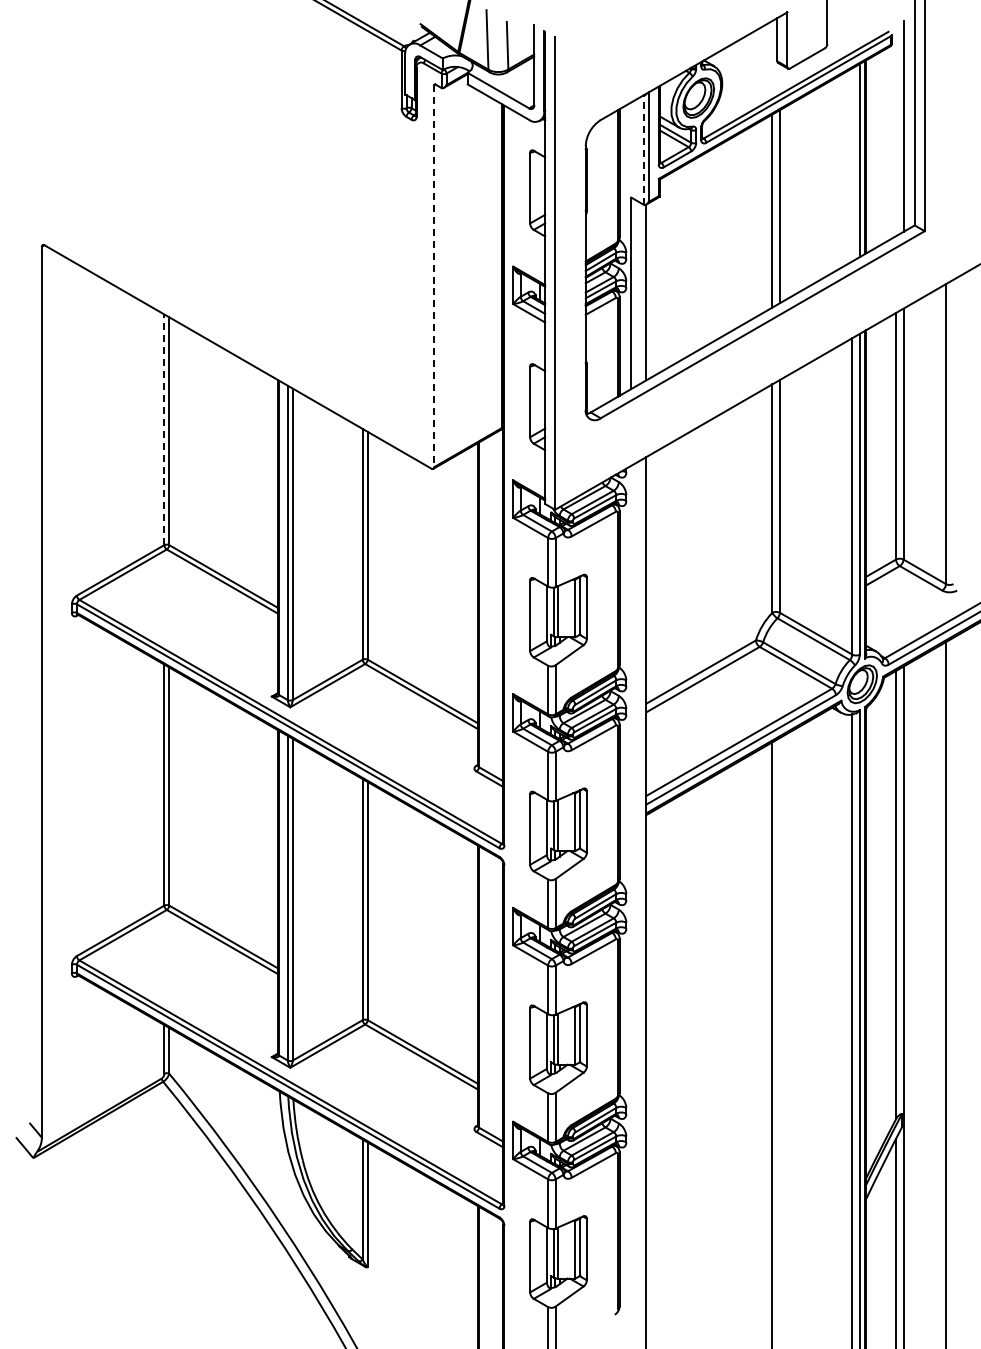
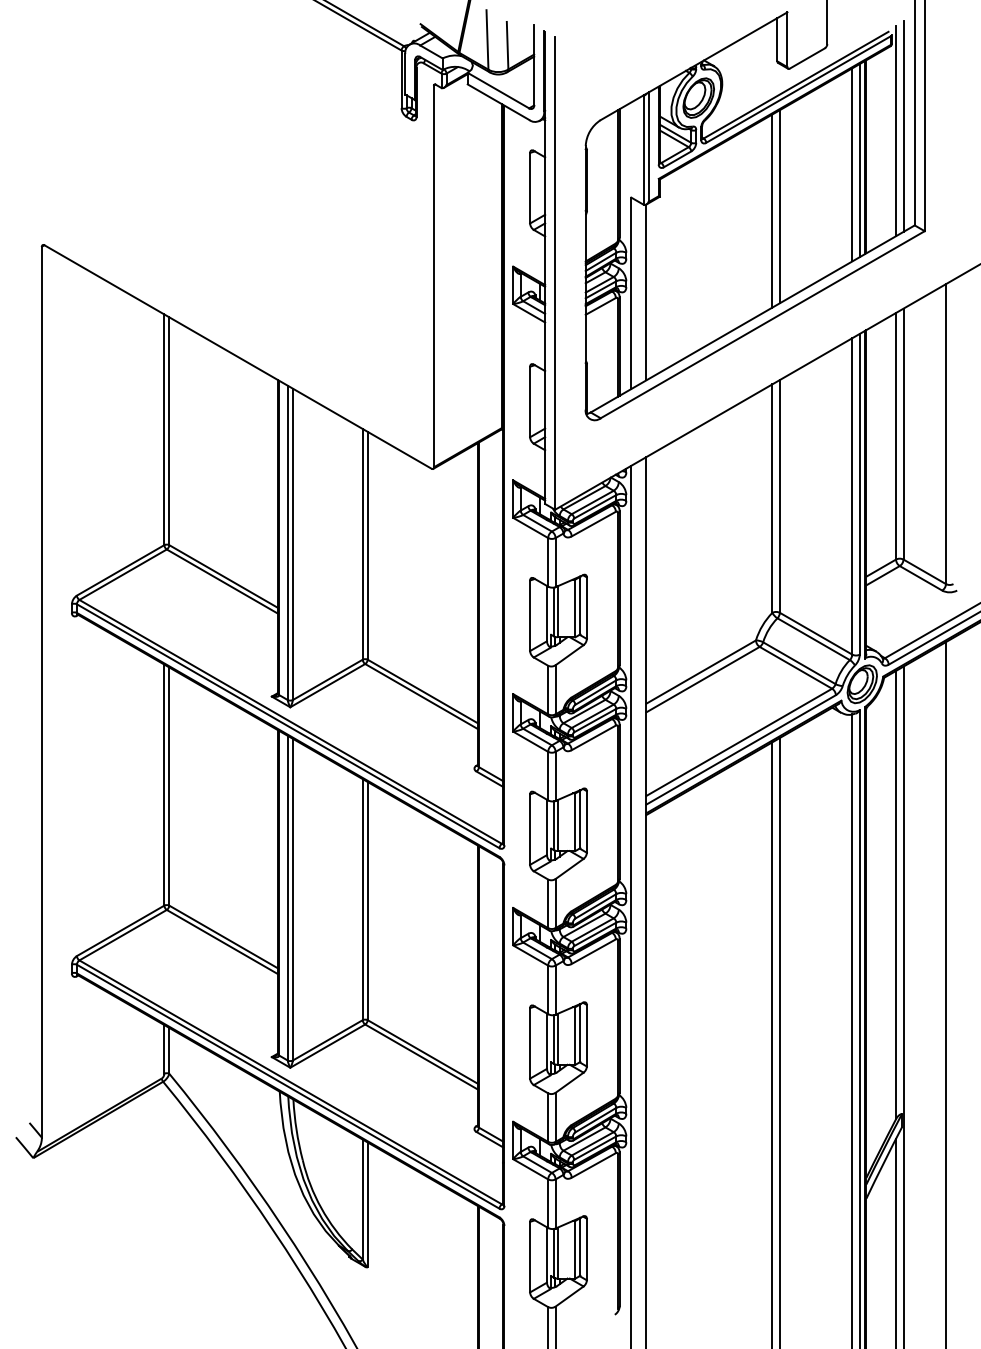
line: none -> present (896, 130)
line: dashed -> solid (643, 150)
line: none -> present (852, 164)
line: dashed -> solid (434, 276)
line: dashed -> solid (164, 429)
line: none -> present (631, 905)
line: none -> present (779, 1041)
